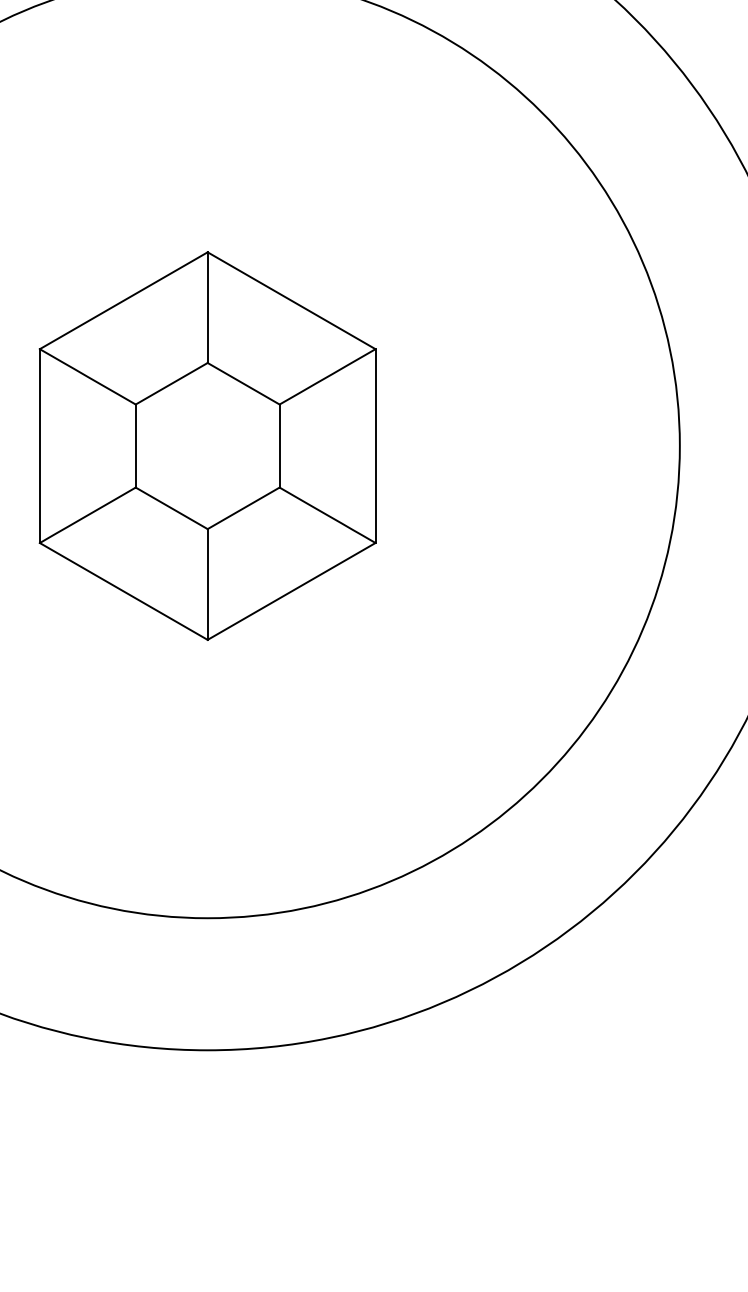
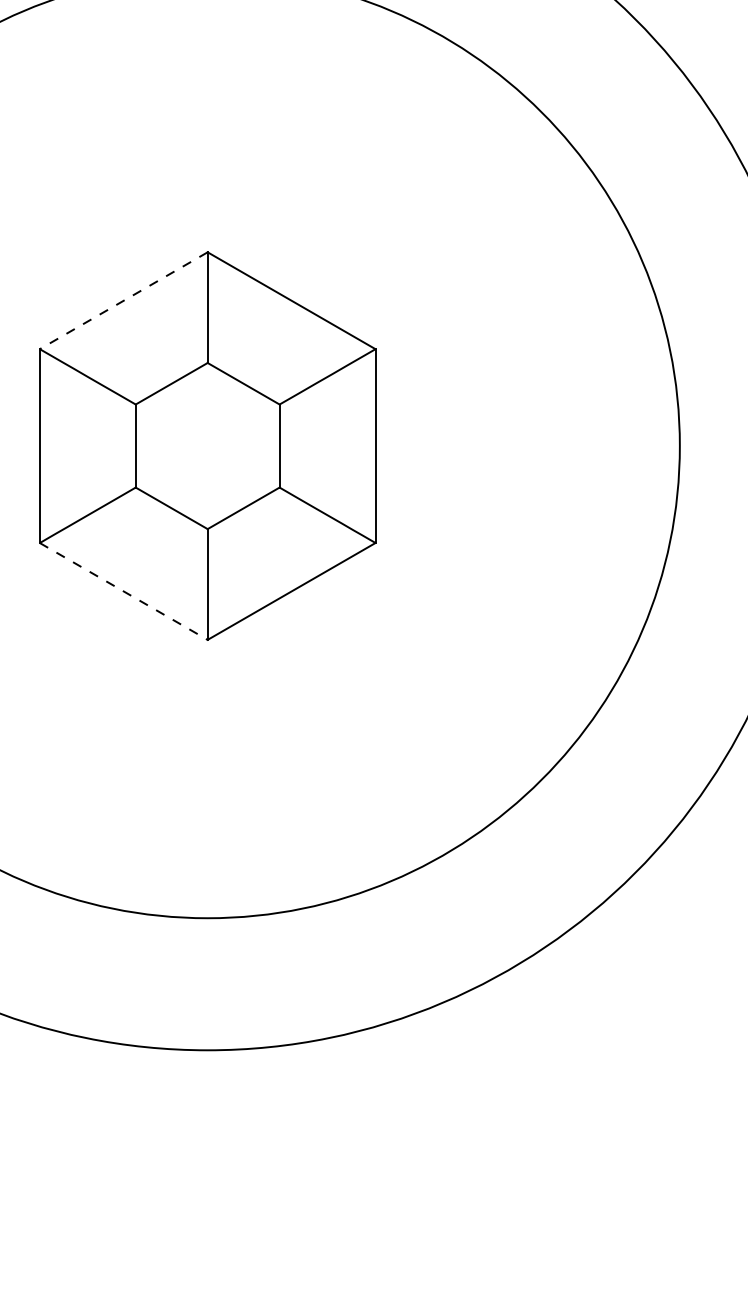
line: solid -> dashed (123, 300)
line: solid -> dashed (123, 591)
